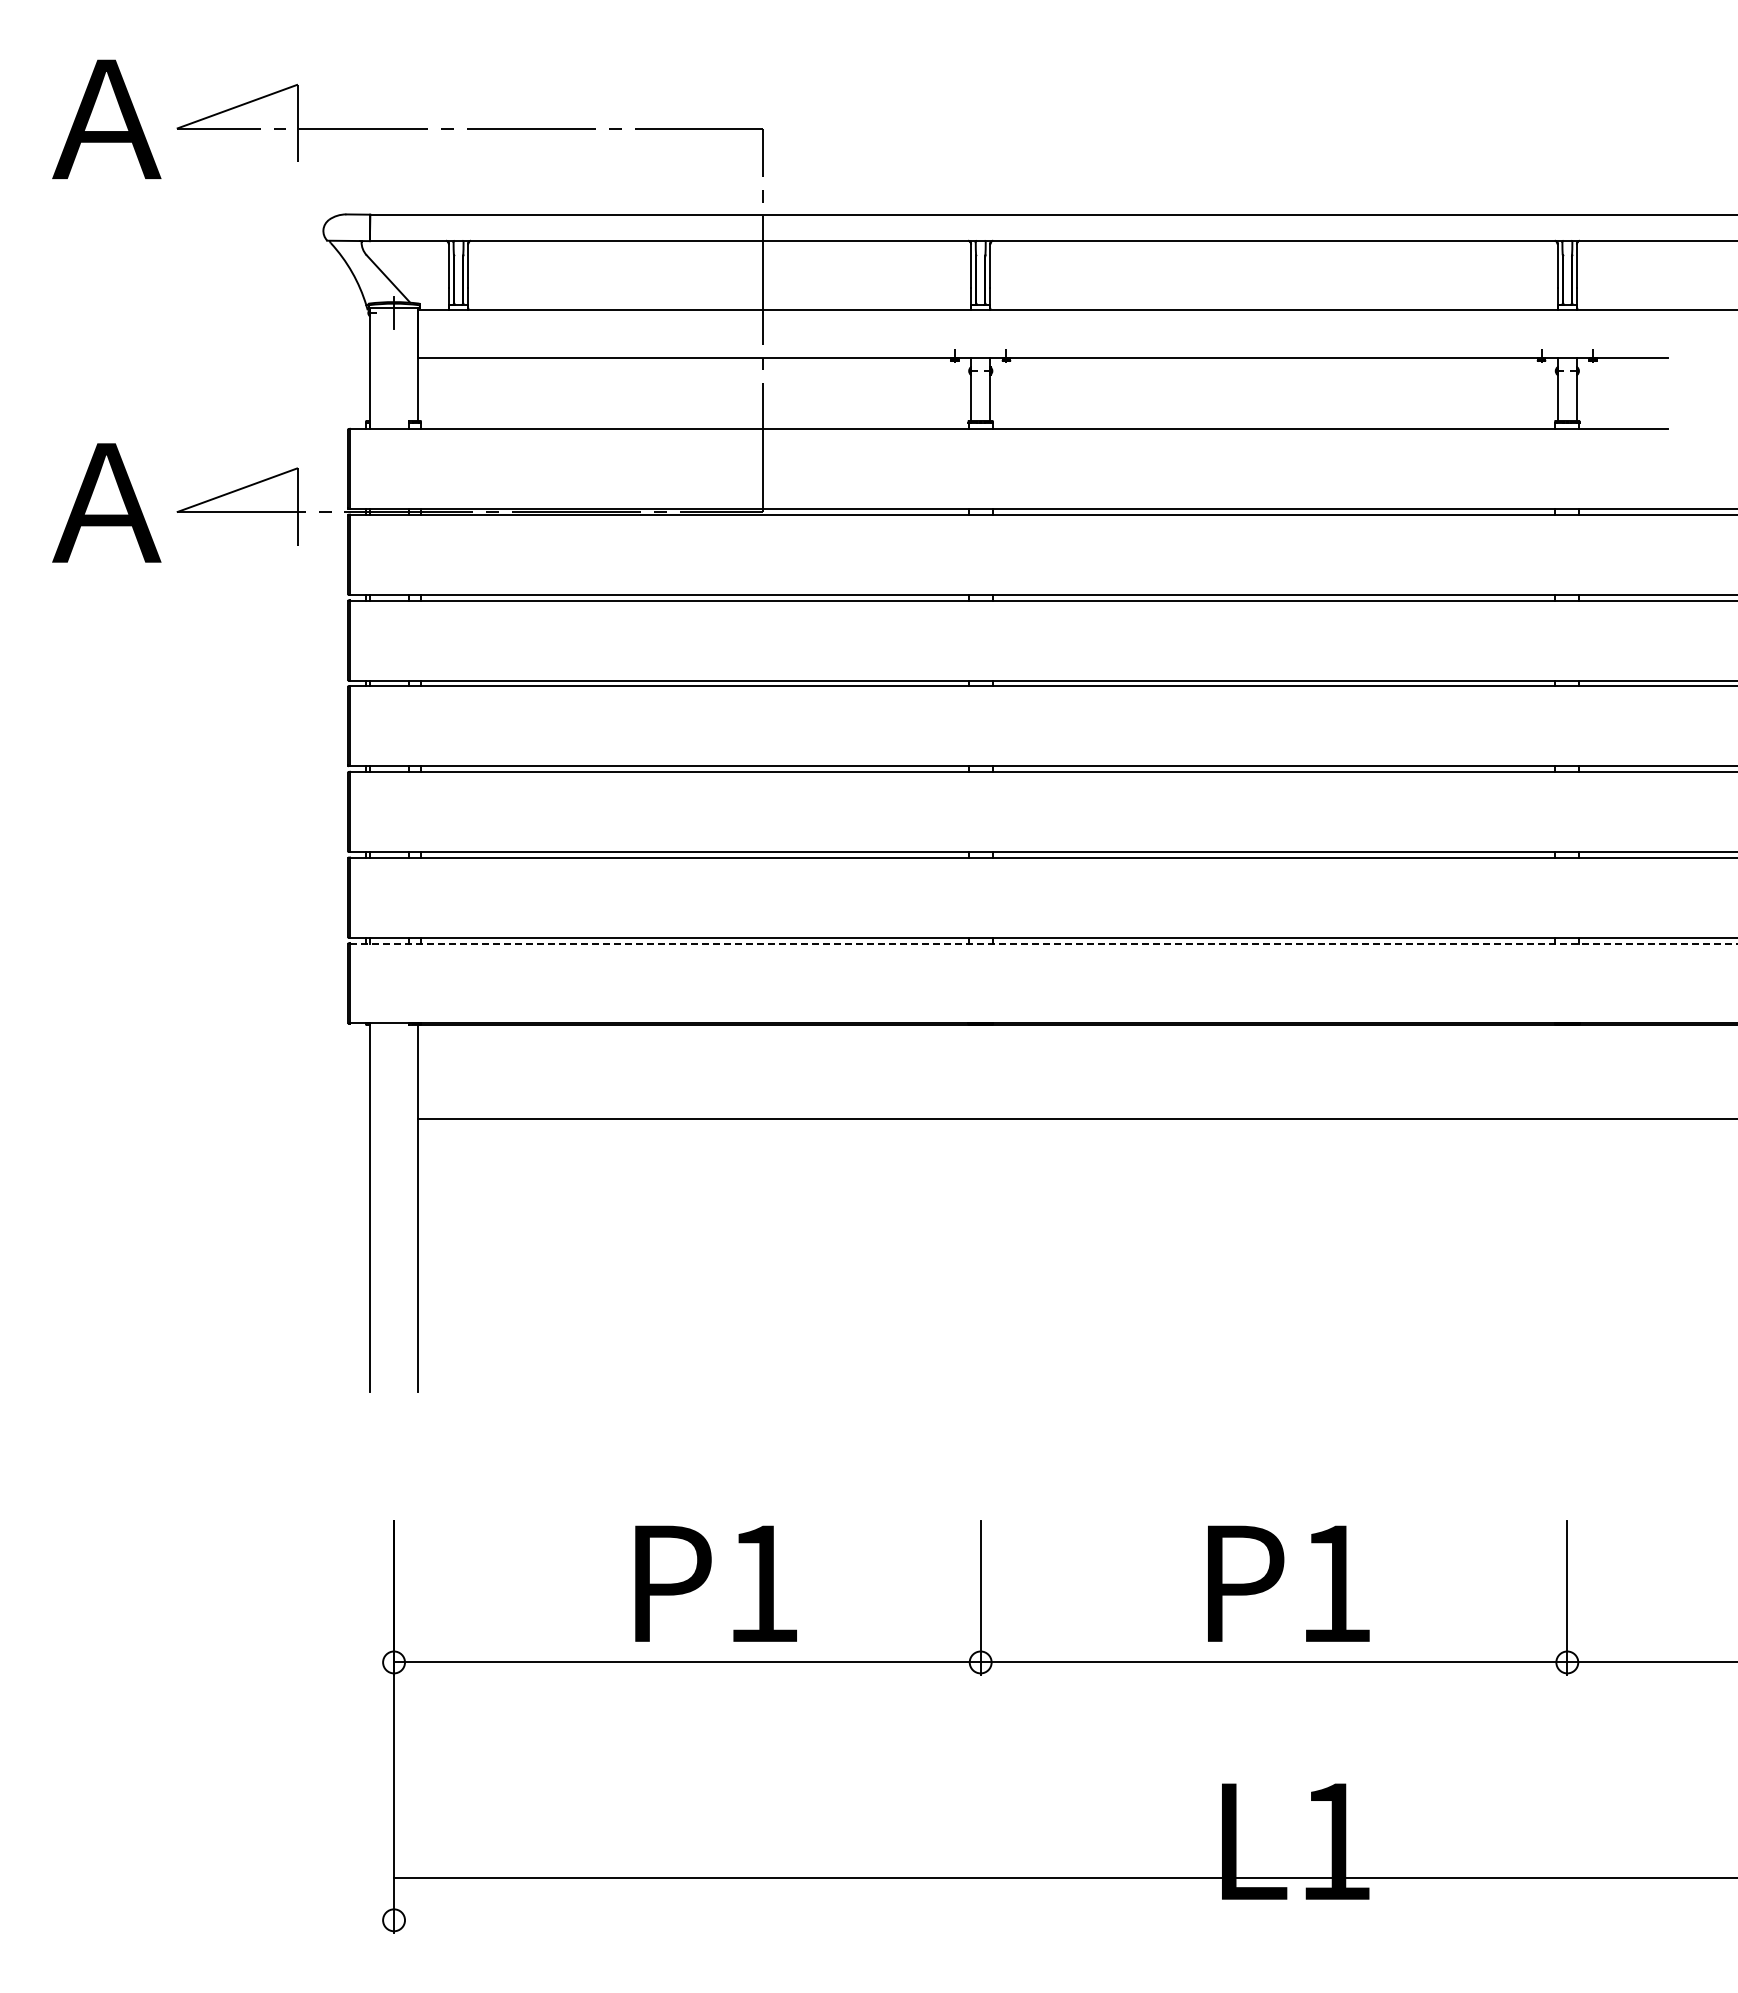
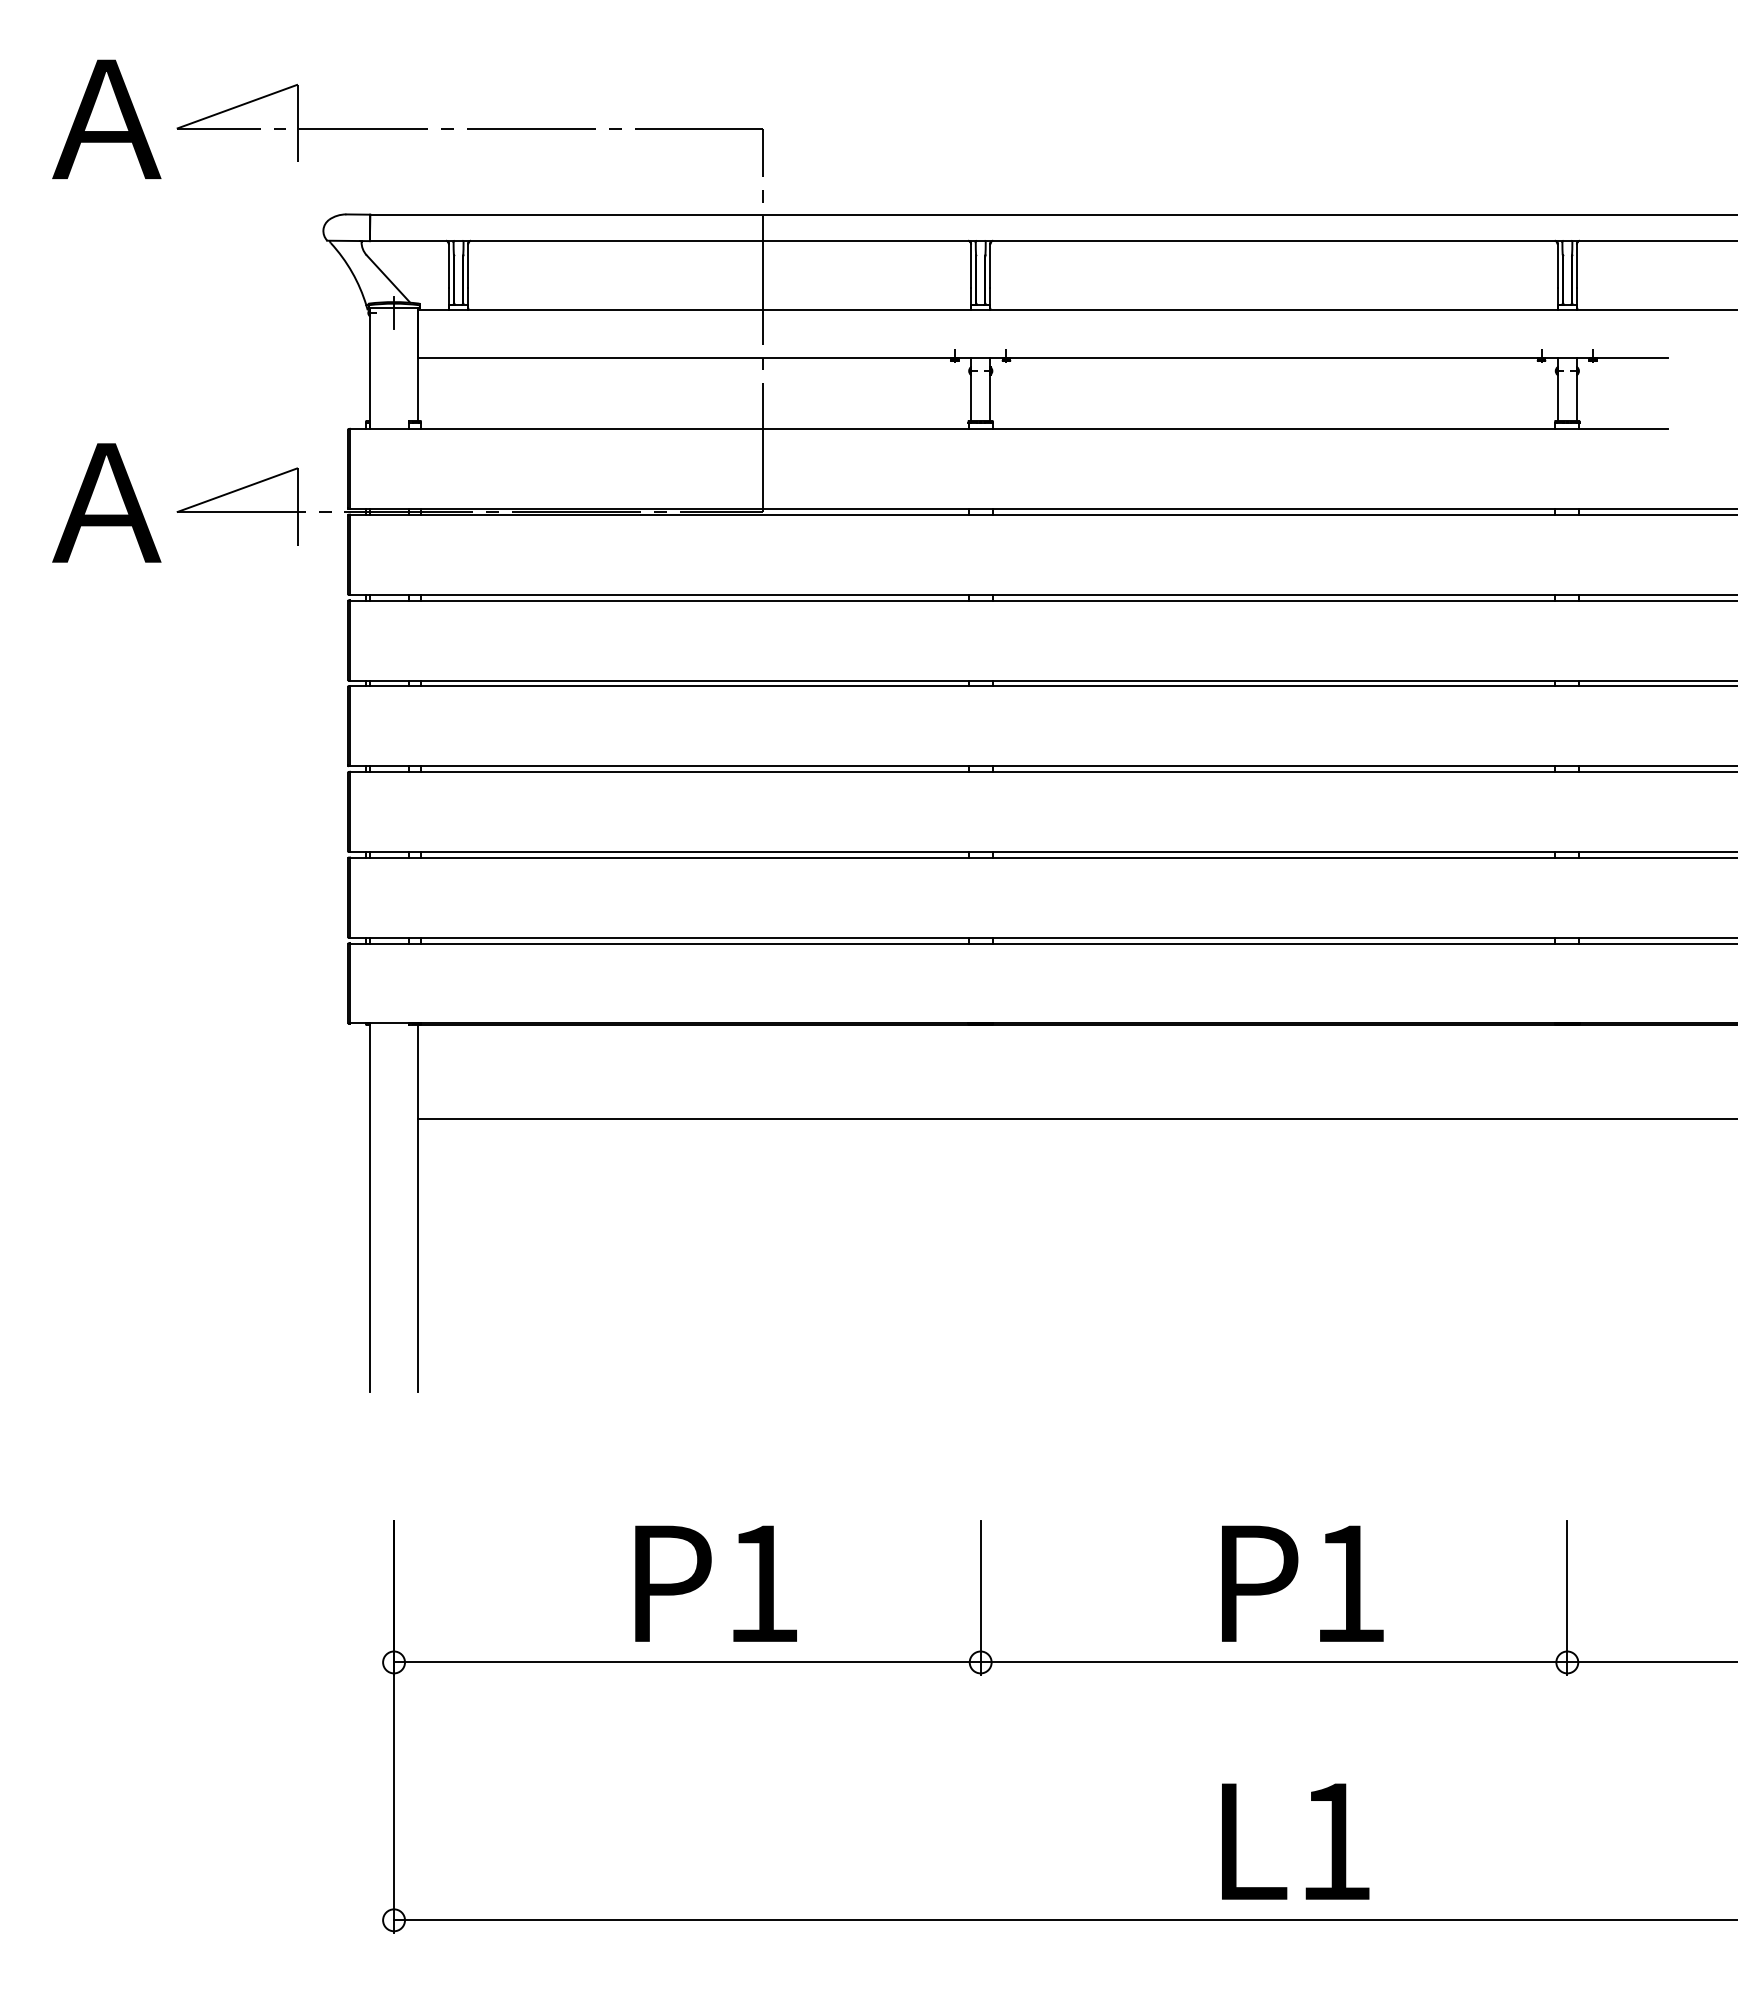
line: dashed -> solid (1043, 943)
text position: (1288, 1583) -> (1302, 1583) (1302, 1583)
line position: (1064, 1878) -> (1064, 1920) (1064, 1920)
